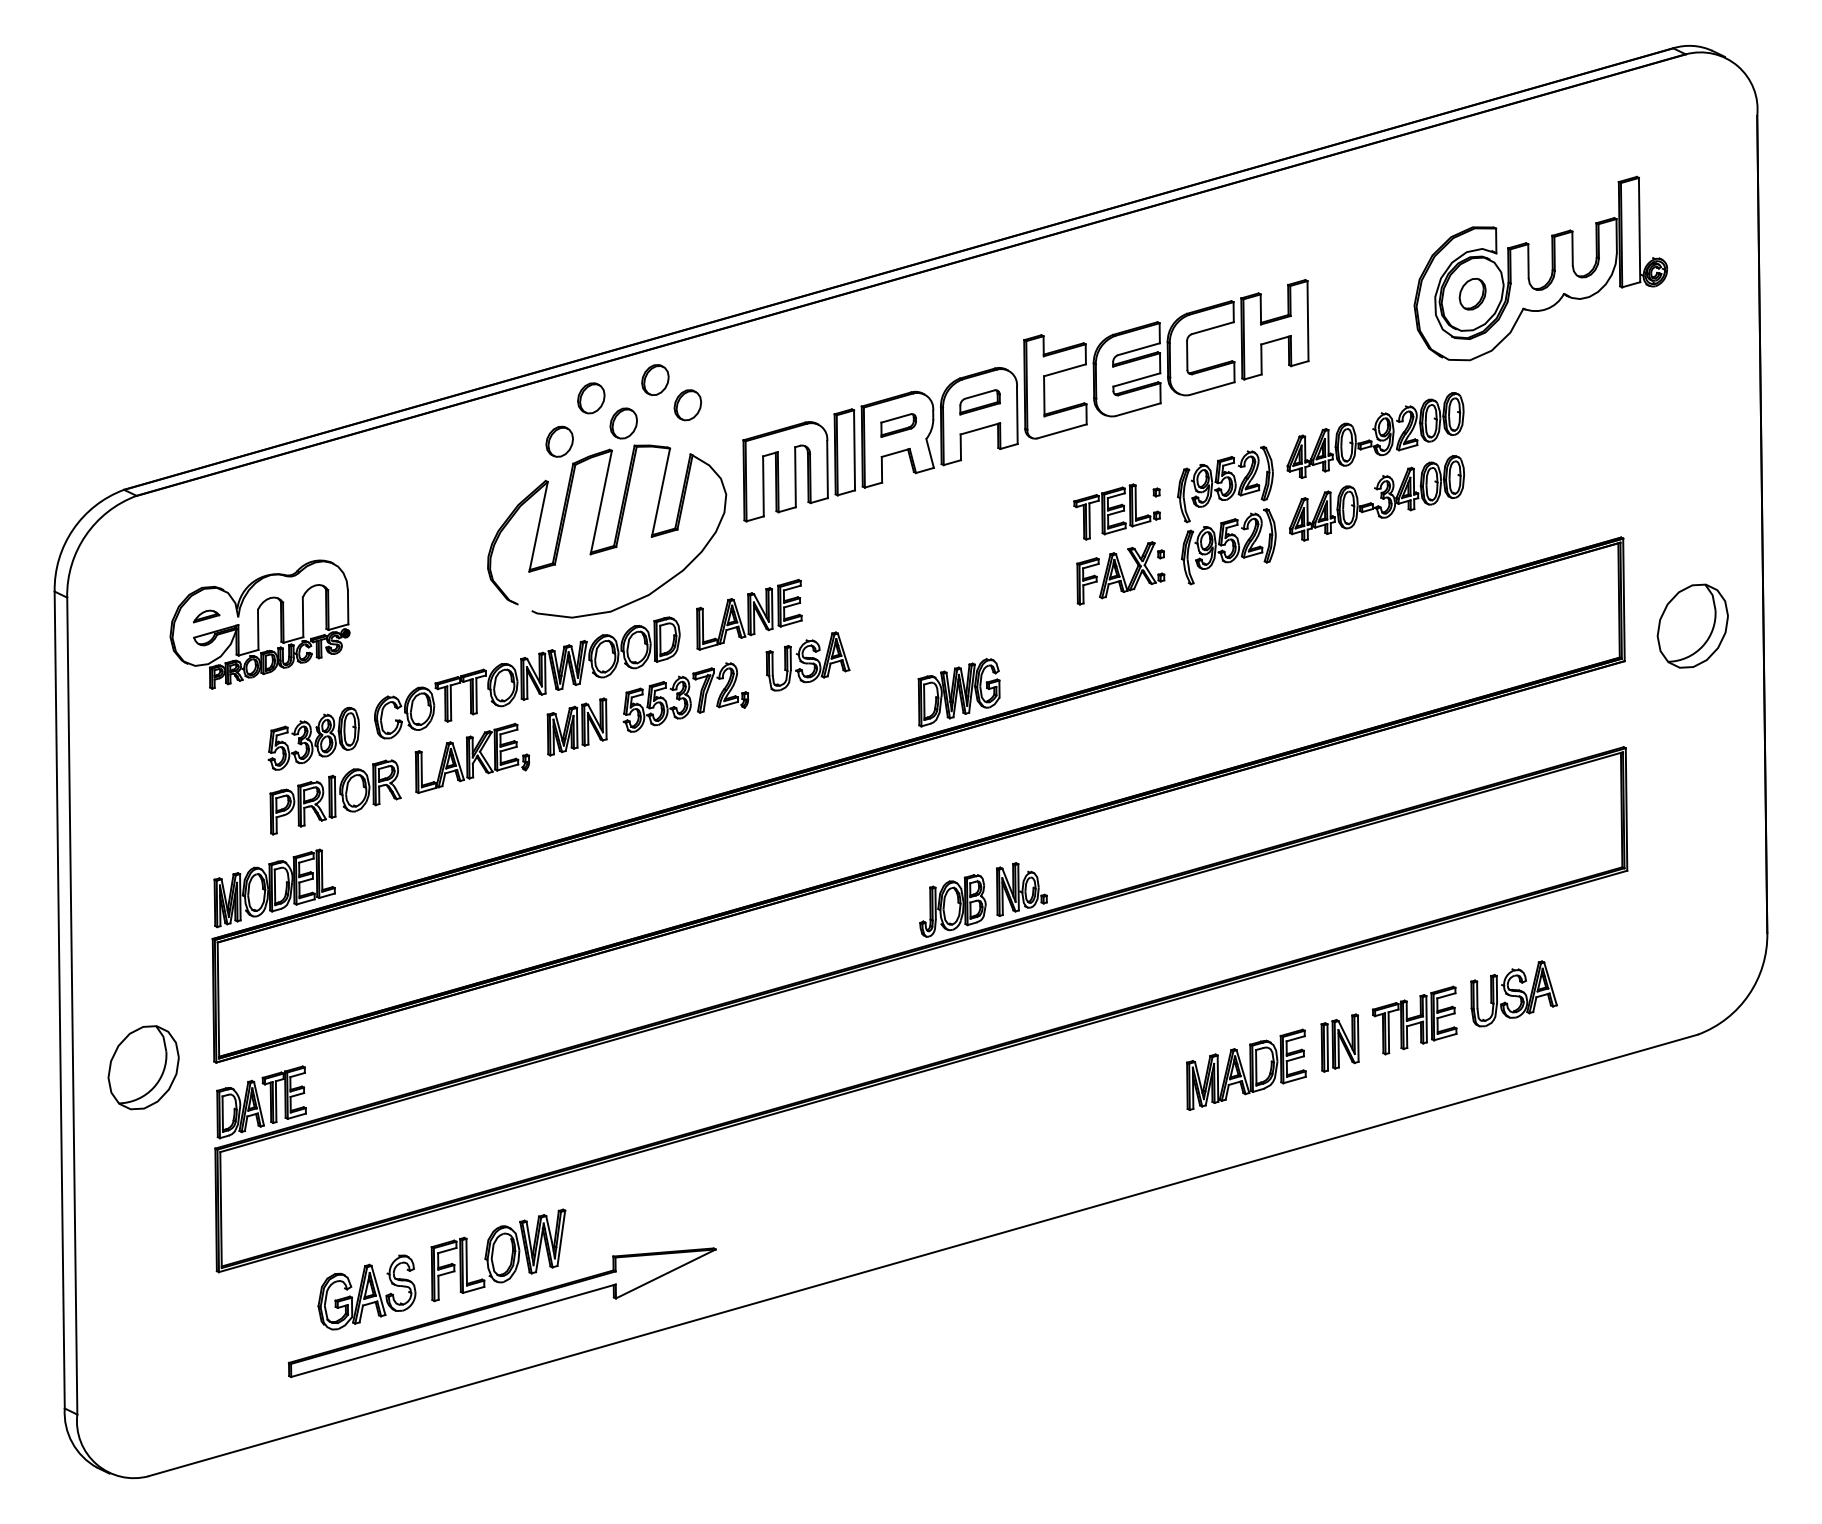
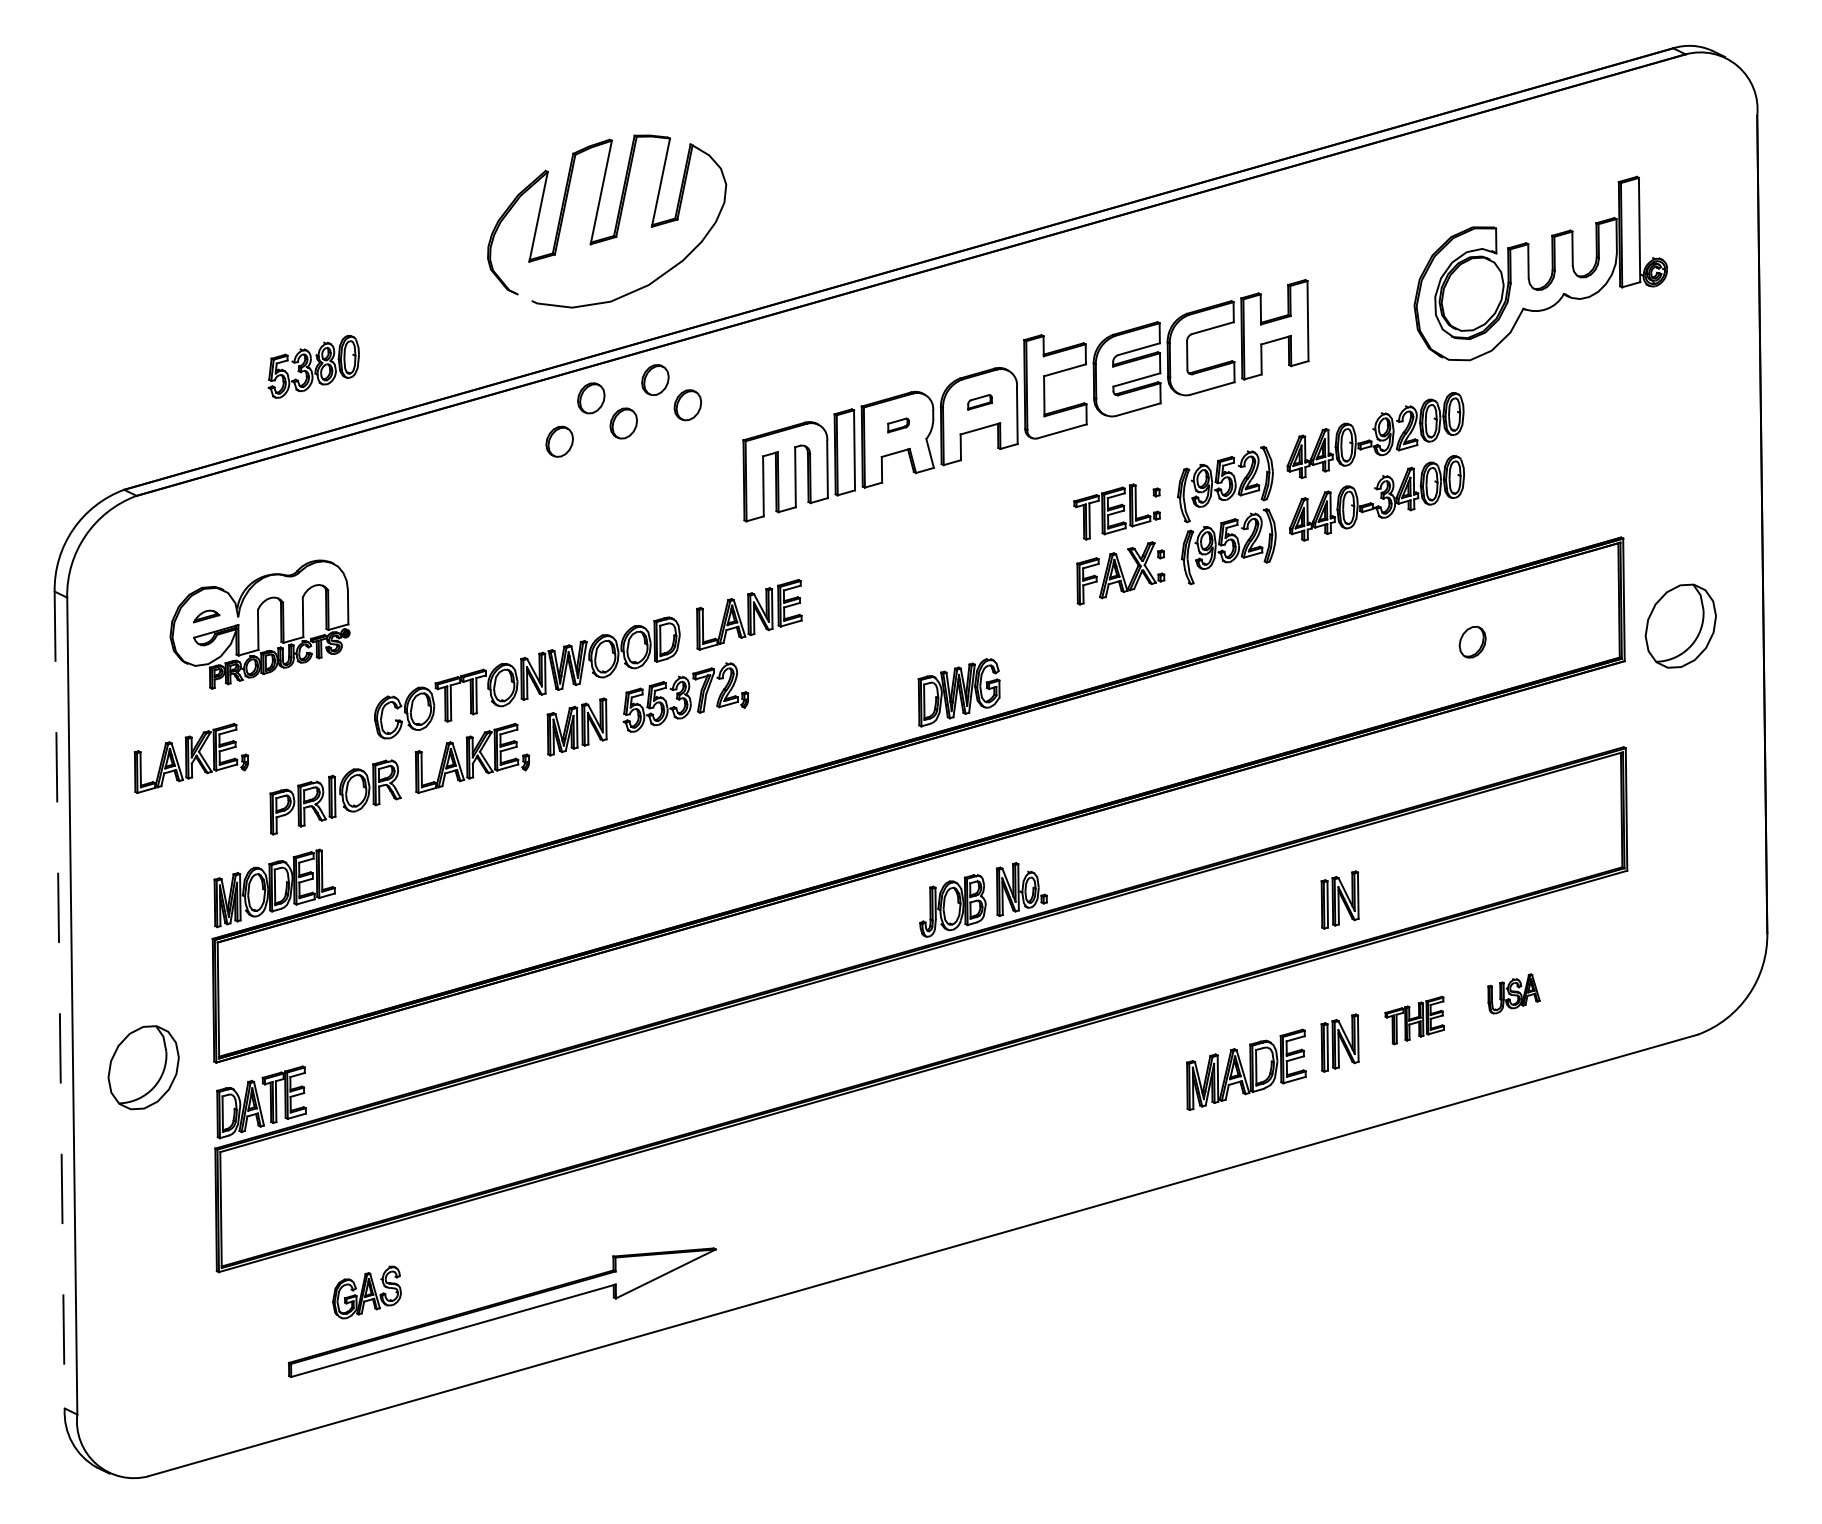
part position: (1472, 294) -> (1472, 642) (1472, 642)
part size: 42x27 px -> 26x17 px (979, 402)
part size: 37x25 px -> 23x17 px (898, 425)
part position: (615, 533) -> (615, 223) (615, 223)
part position: (1692, 625) -> (1680, 625) (1680, 625)
part: present -> none (807, 661)
part position: (313, 738) -> (313, 366) (313, 366)
part: none -> present (190, 758)
part: none -> present (1339, 899)
part size: 88x68 px -> 54x42 px (1513, 993)
line: solid -> dashed (59, 1000)
part size: 86x71 px -> 61x51 px (1414, 1020)
part: present -> none (498, 1255)
part size: 100x77 px -> 70x55 px (366, 1292)
